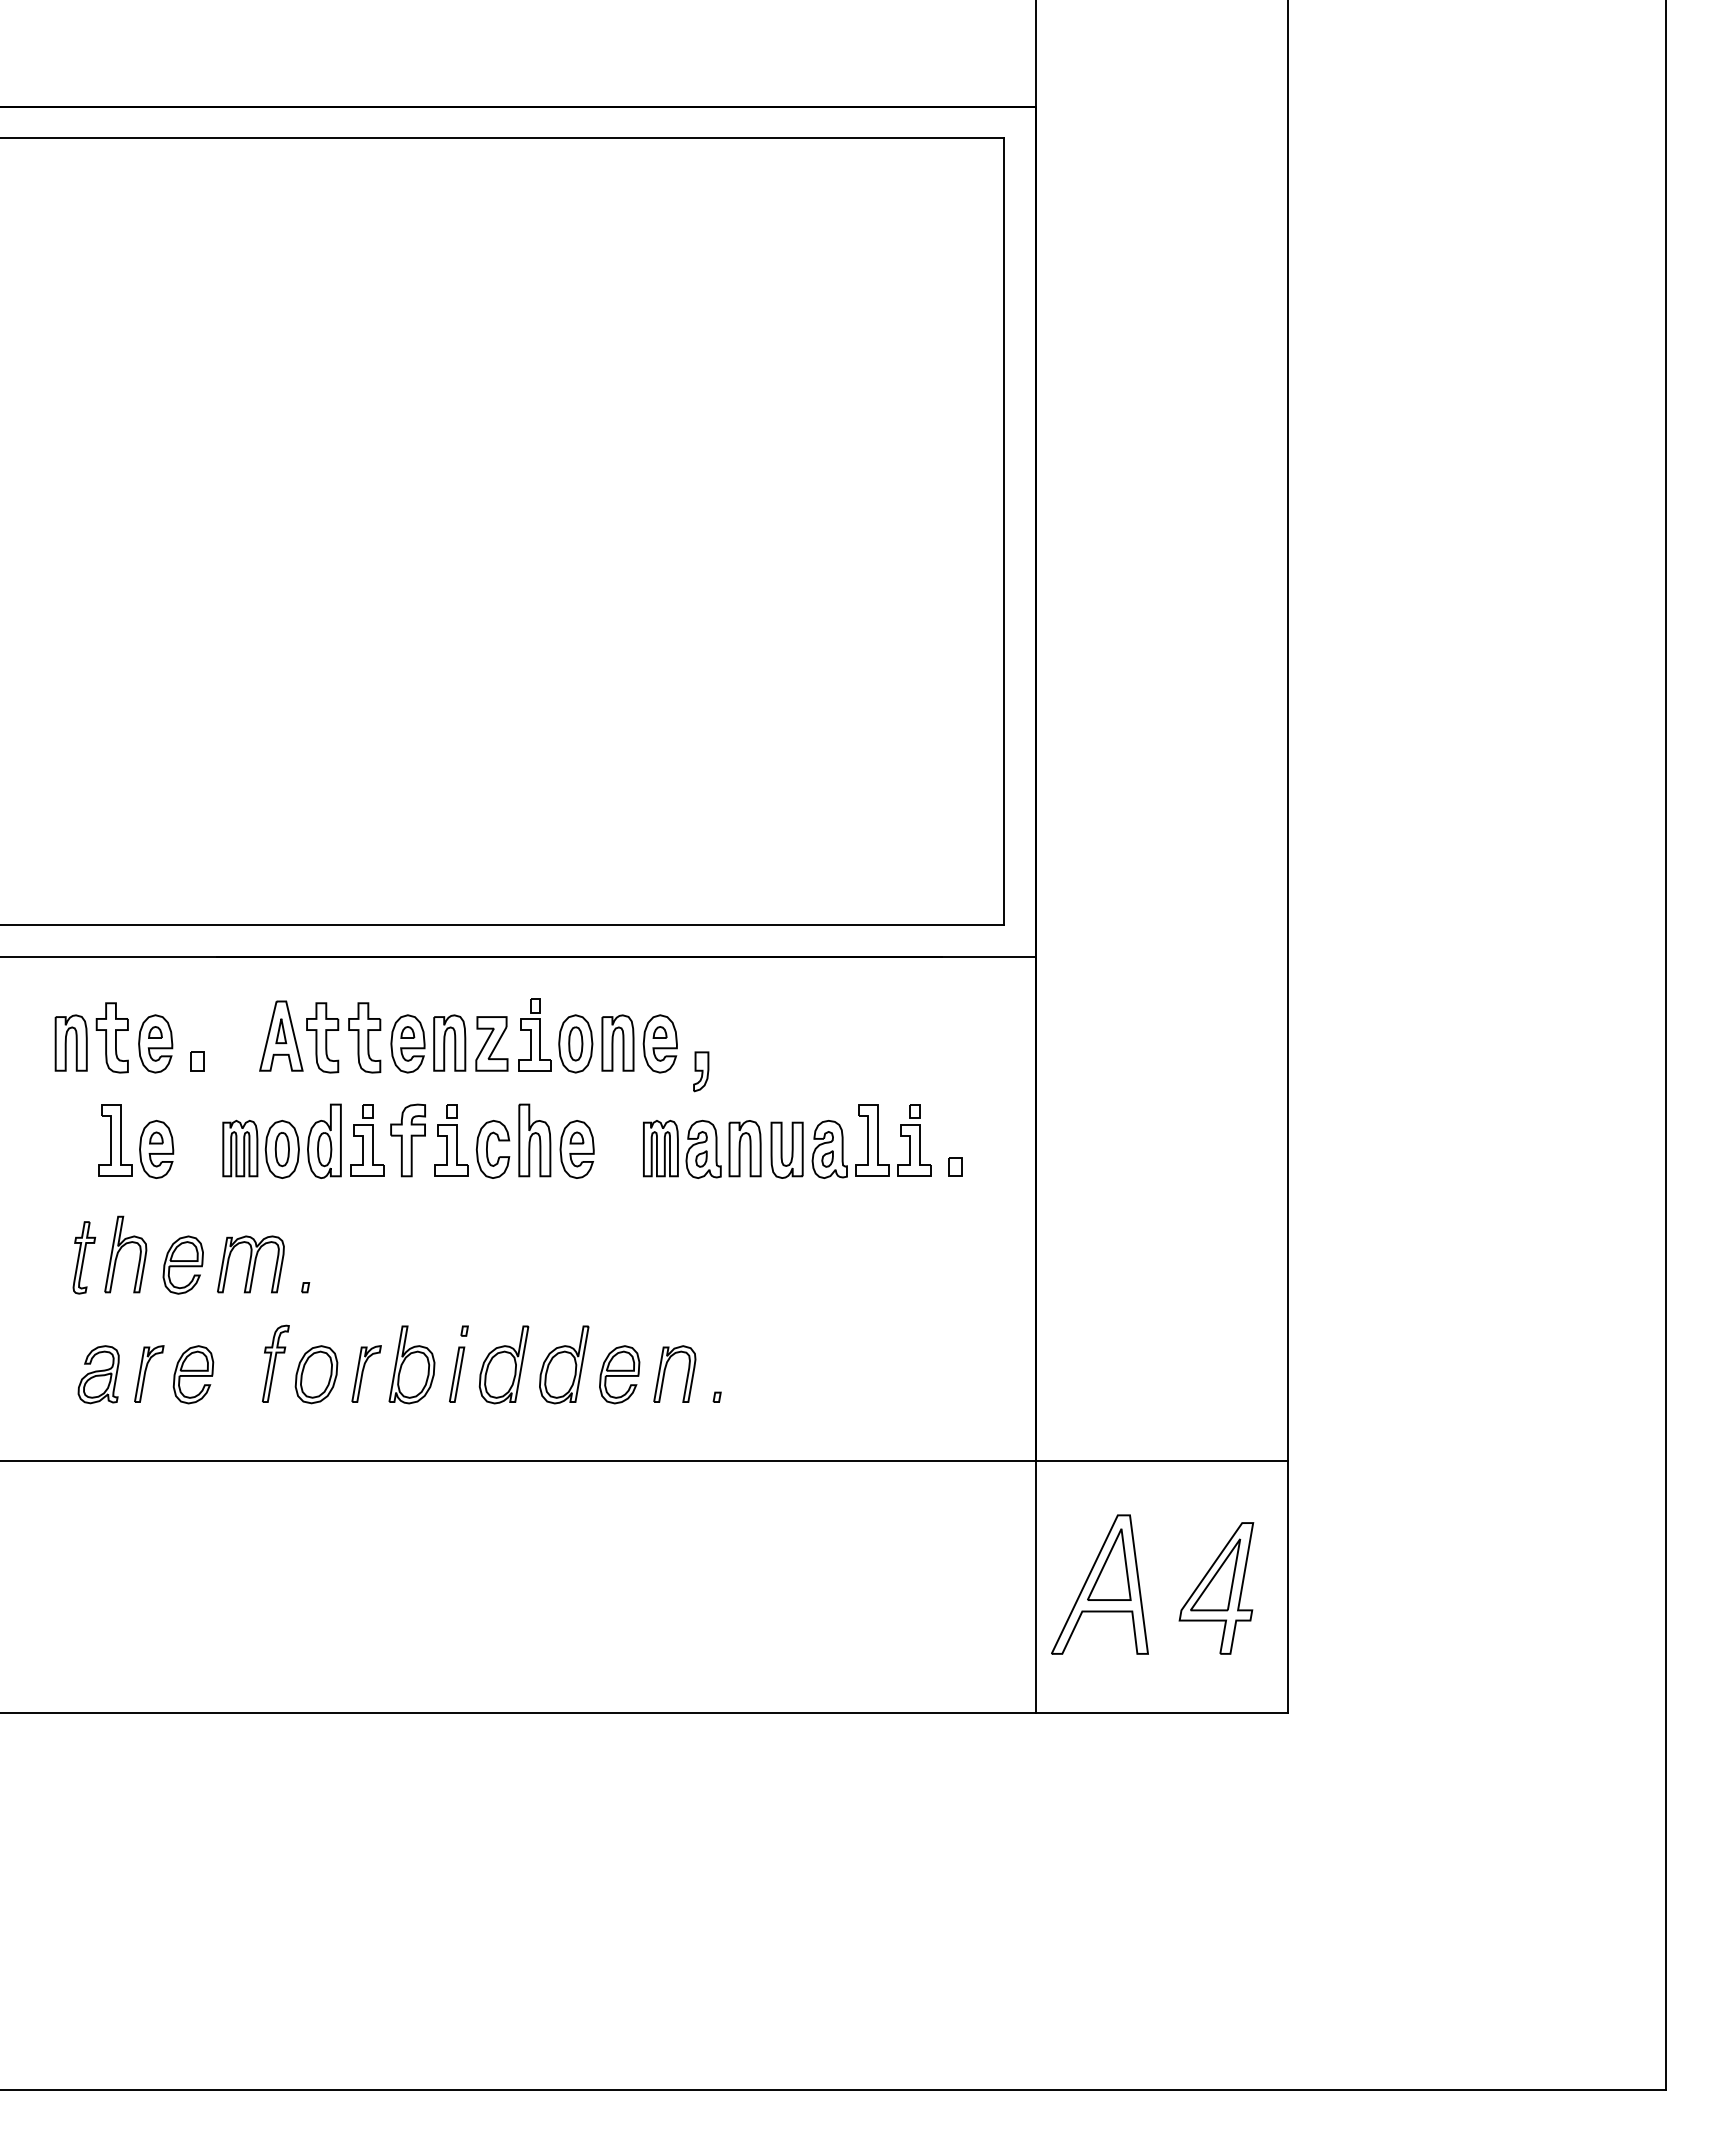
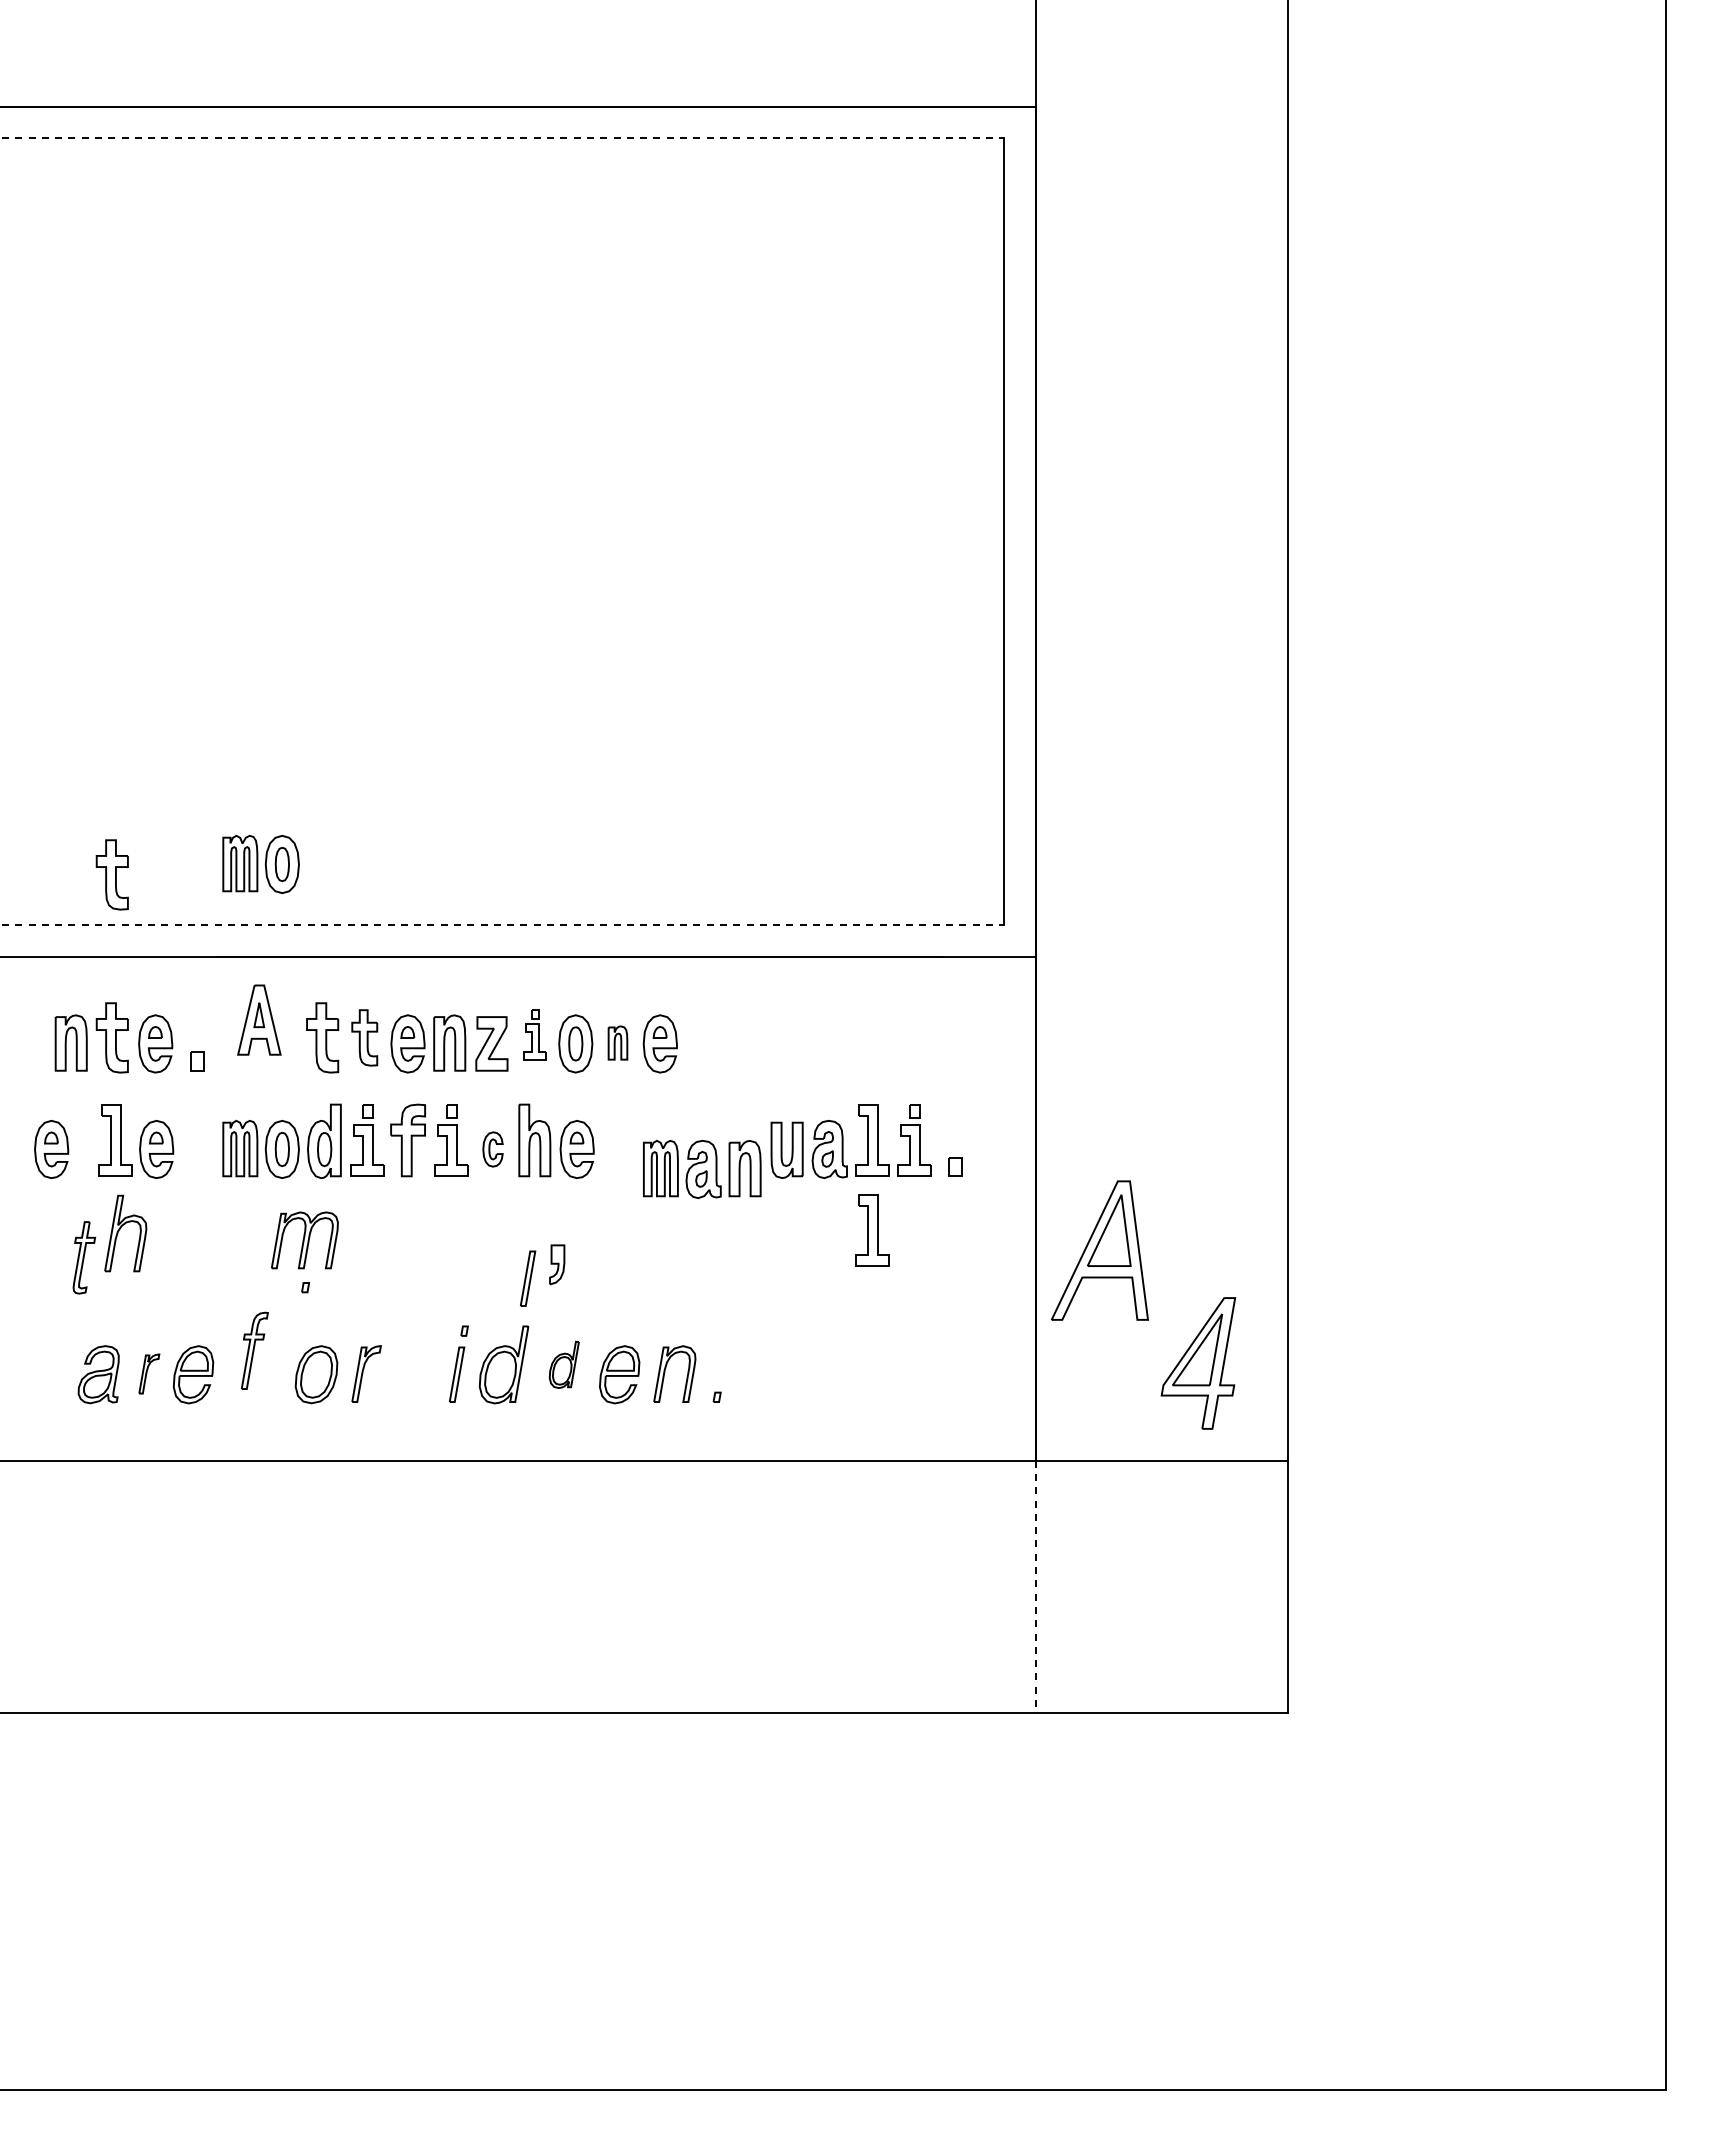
line: solid -> dashed (502, 138)
part: none -> present (260, 863)
part: none -> present (111, 874)
line: solid -> dashed (502, 925)
part size: 34x74 px -> 24x52 px (534, 1034)
part position: (281, 1035) -> (259, 1019) (259, 1019)
part size: 34x72 px -> 28x58 px (364, 1037)
part size: 34x58 px -> 22x36 px (617, 1042)
part position: (701, 1071) -> (557, 1264) (557, 1264)
part: none -> present (51, 1149)
part size: 36x59 px -> 22x37 px (492, 1149)
part position: (702, 1149) -> (702, 1169) (702, 1169)
part: none -> present (872, 1230)
part position: (119, 1252) -> (119, 1231) (119, 1231)
part: present -> none (182, 1264)
part position: (250, 1264) -> (304, 1240) (304, 1240)
part: none -> present (528, 1278)
part position: (275, 1363) -> (254, 1350) (254, 1350)
part: present -> none (411, 1364)
part size: 51x80 px -> 32x48 px (563, 1364)
part size: 31x58 px -> 23x42 px (149, 1373)
part position: (1099, 1584) -> (1099, 1250) (1099, 1250)
line: solid -> dashed (1035, 1586)
part position: (1216, 1588) -> (1198, 1363) (1198, 1363)
